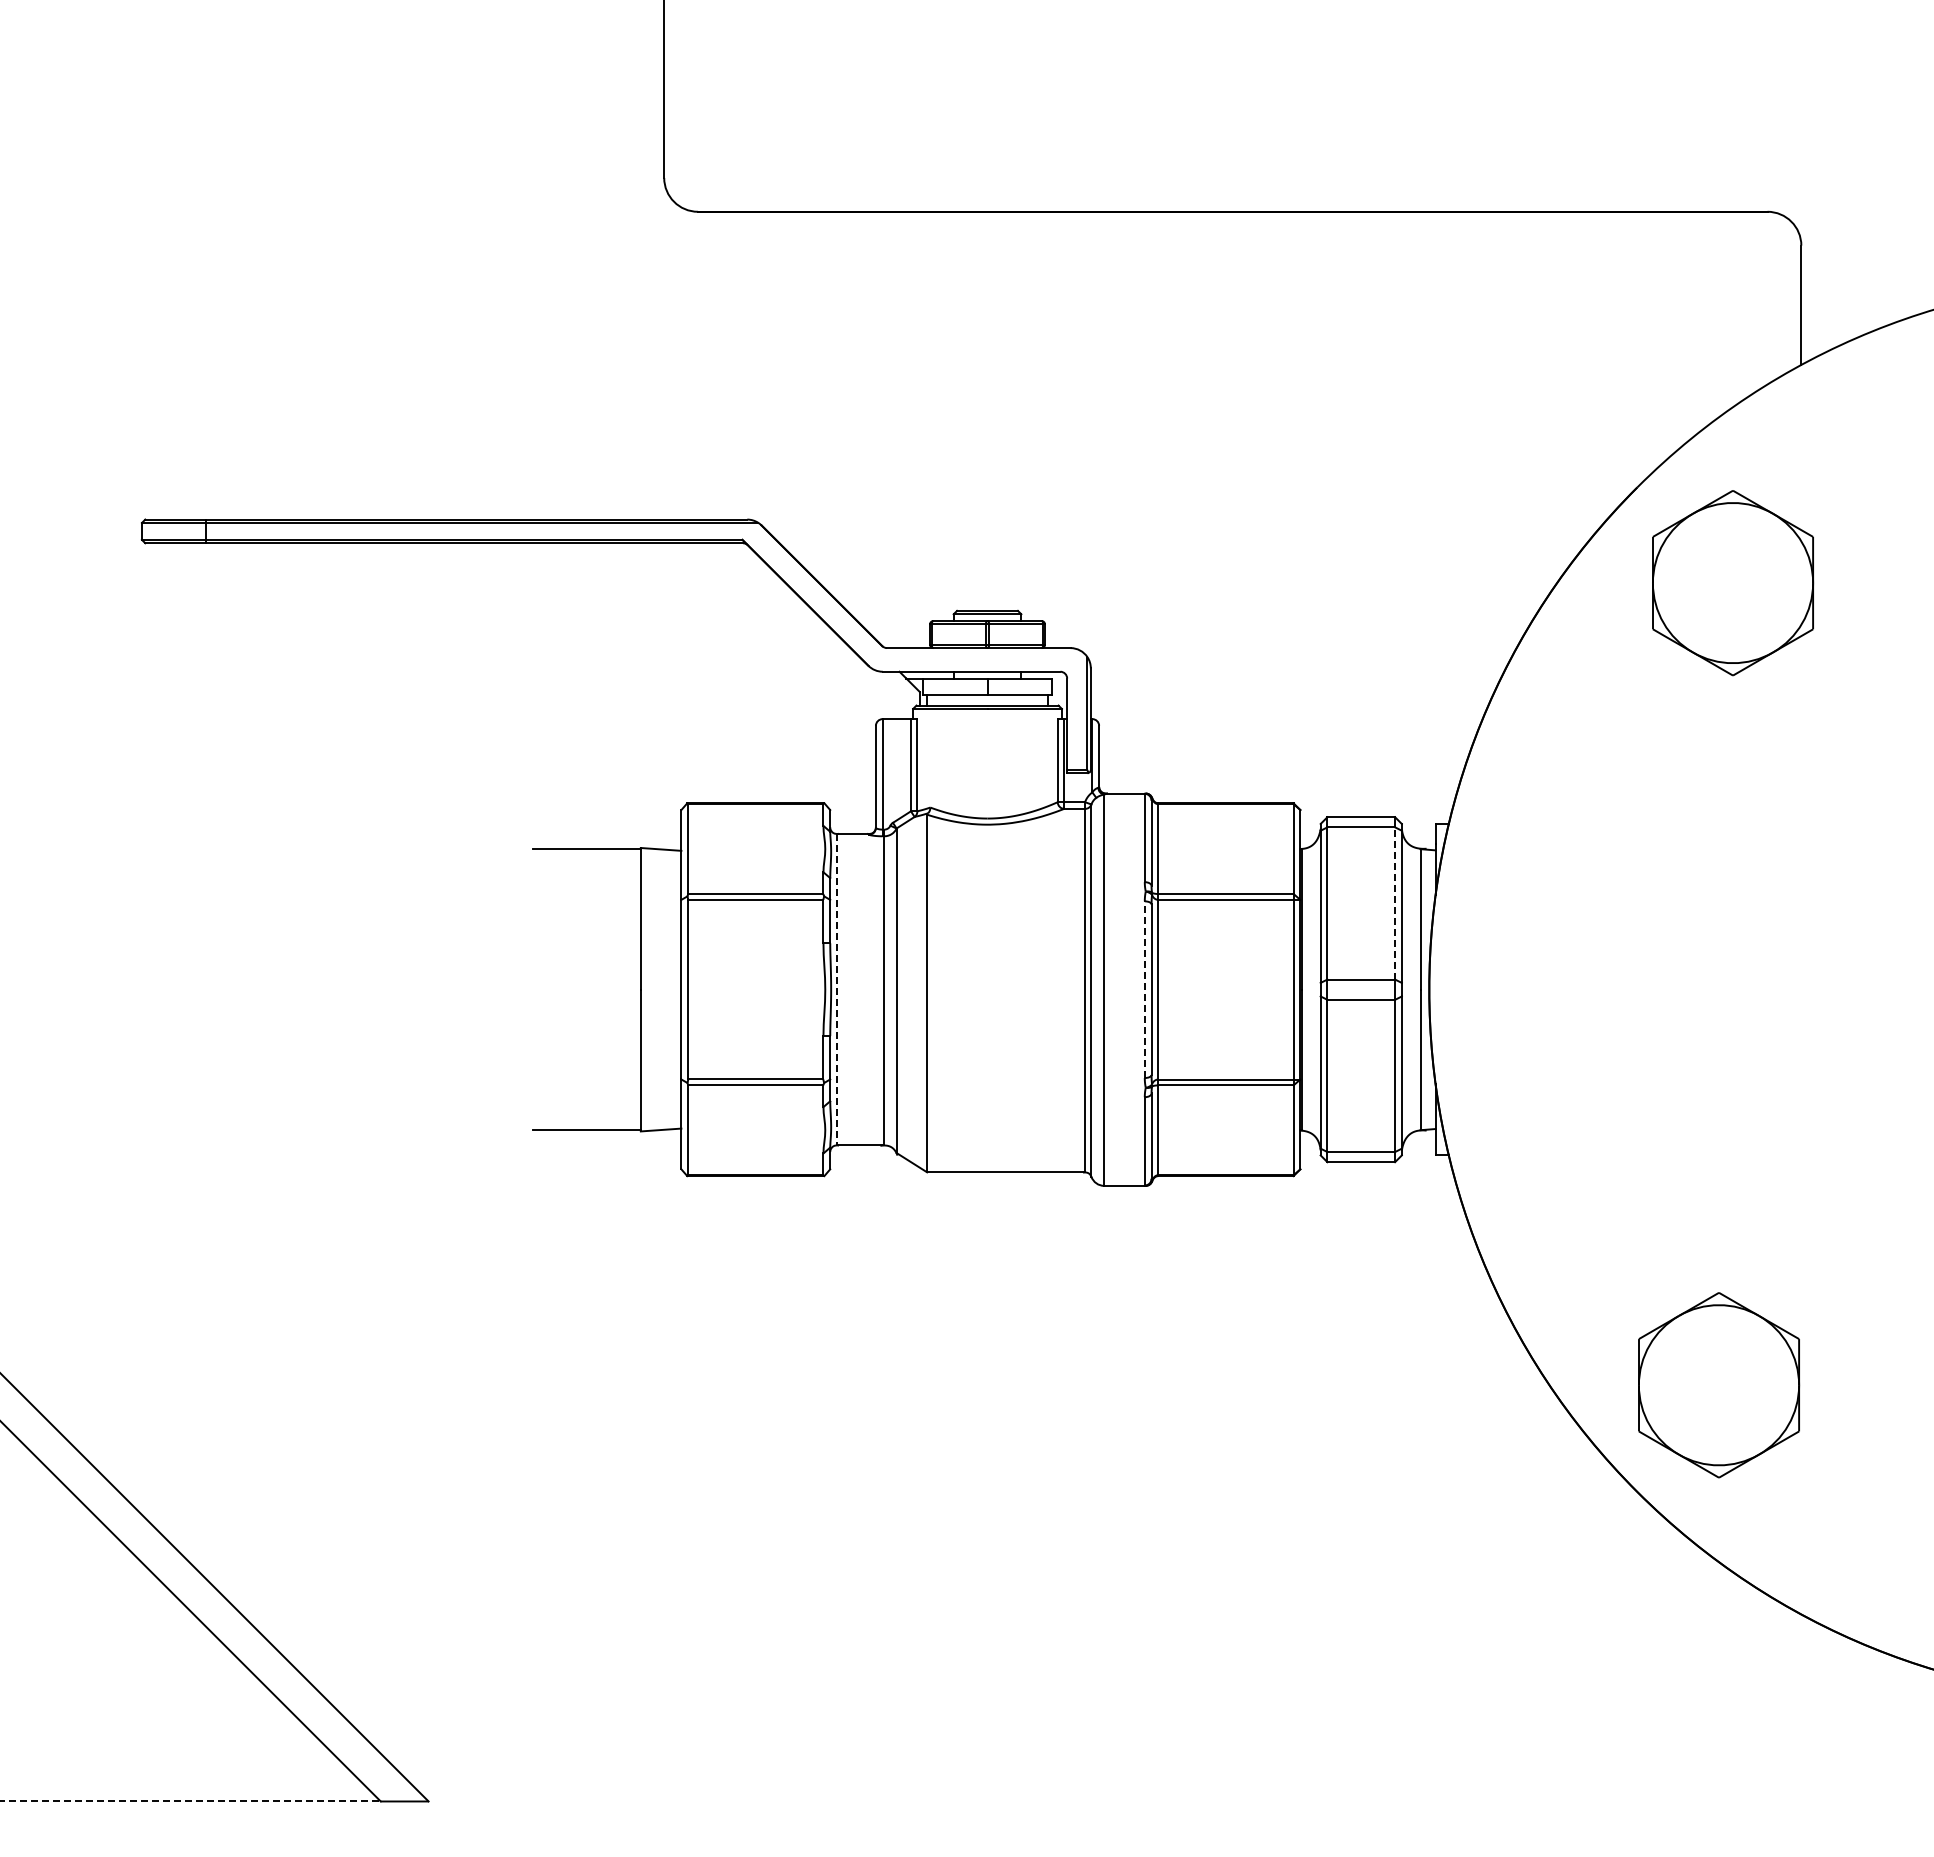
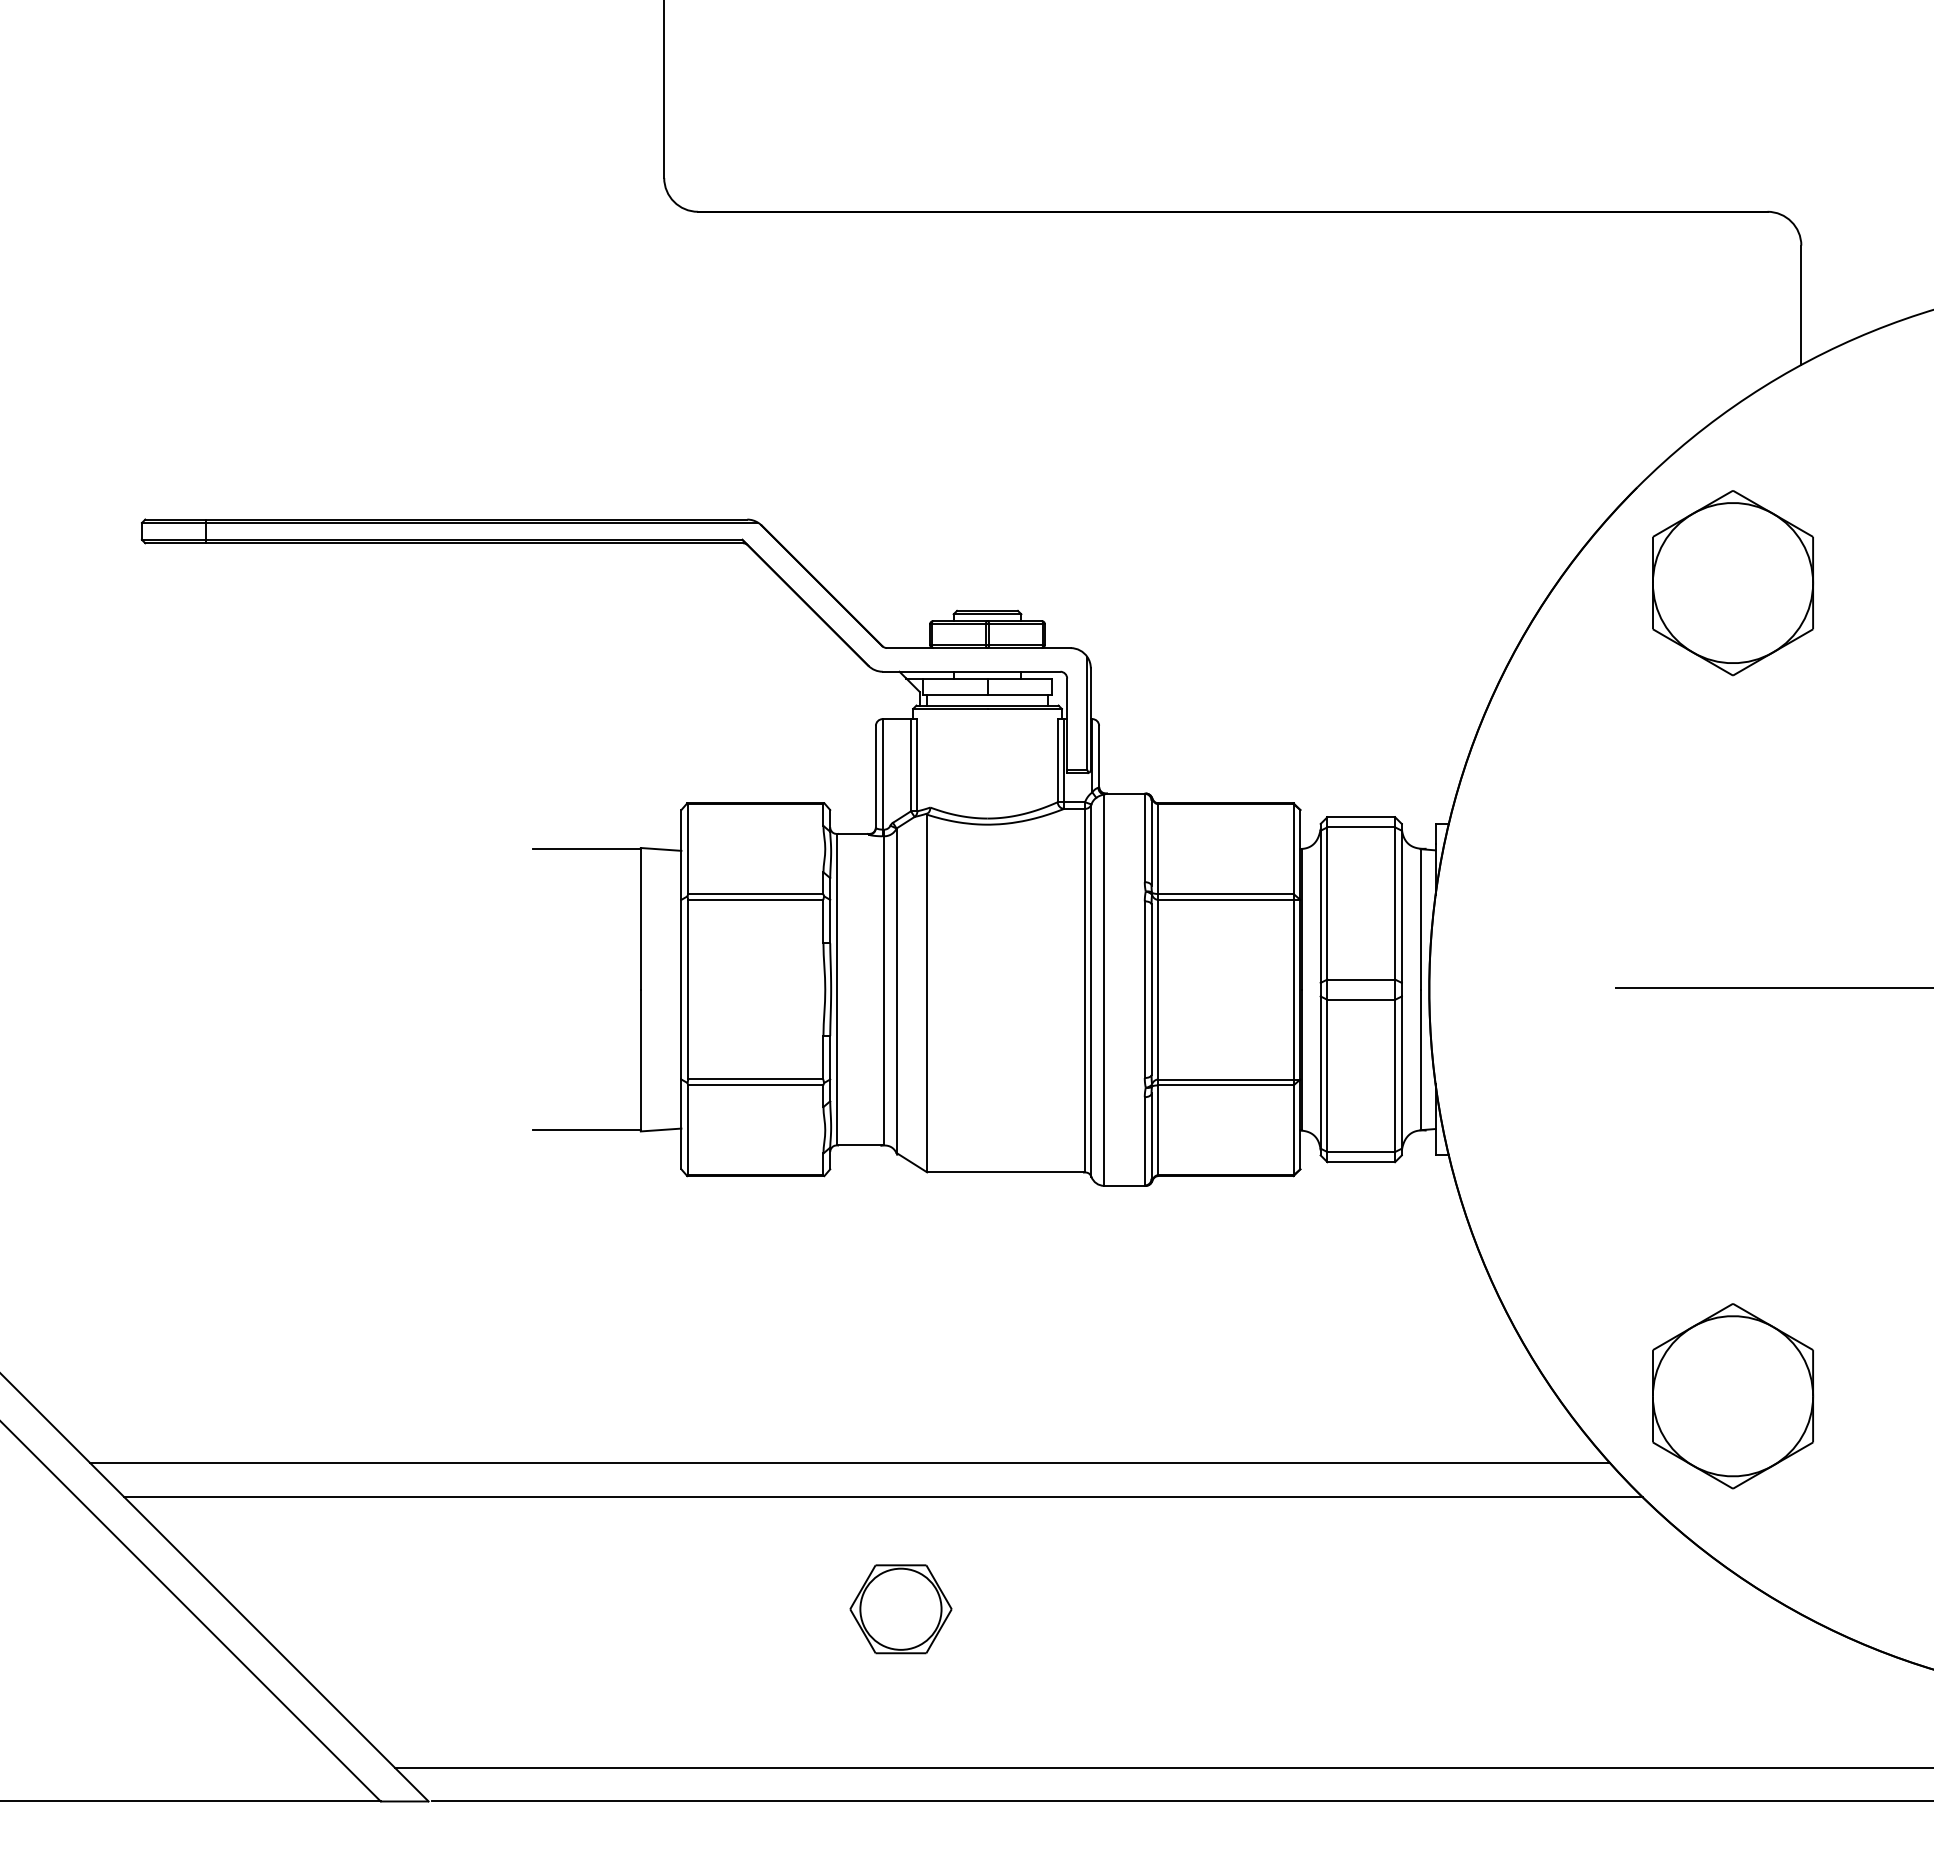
line: dashed -> solid (1395, 902)
line: none -> present (1772, 988)
line: dashed -> solid (837, 989)
line: dashed -> solid (1144, 989)
part position: (1719, 1385) -> (1733, 1396) (1733, 1396)
line: none -> present (850, 1463)
line: none -> present (883, 1497)
part: none -> present (900, 1609)
line: none -> present (1162, 1767)
line: dashed -> solid (190, 1801)
line: none -> present (1180, 1801)
